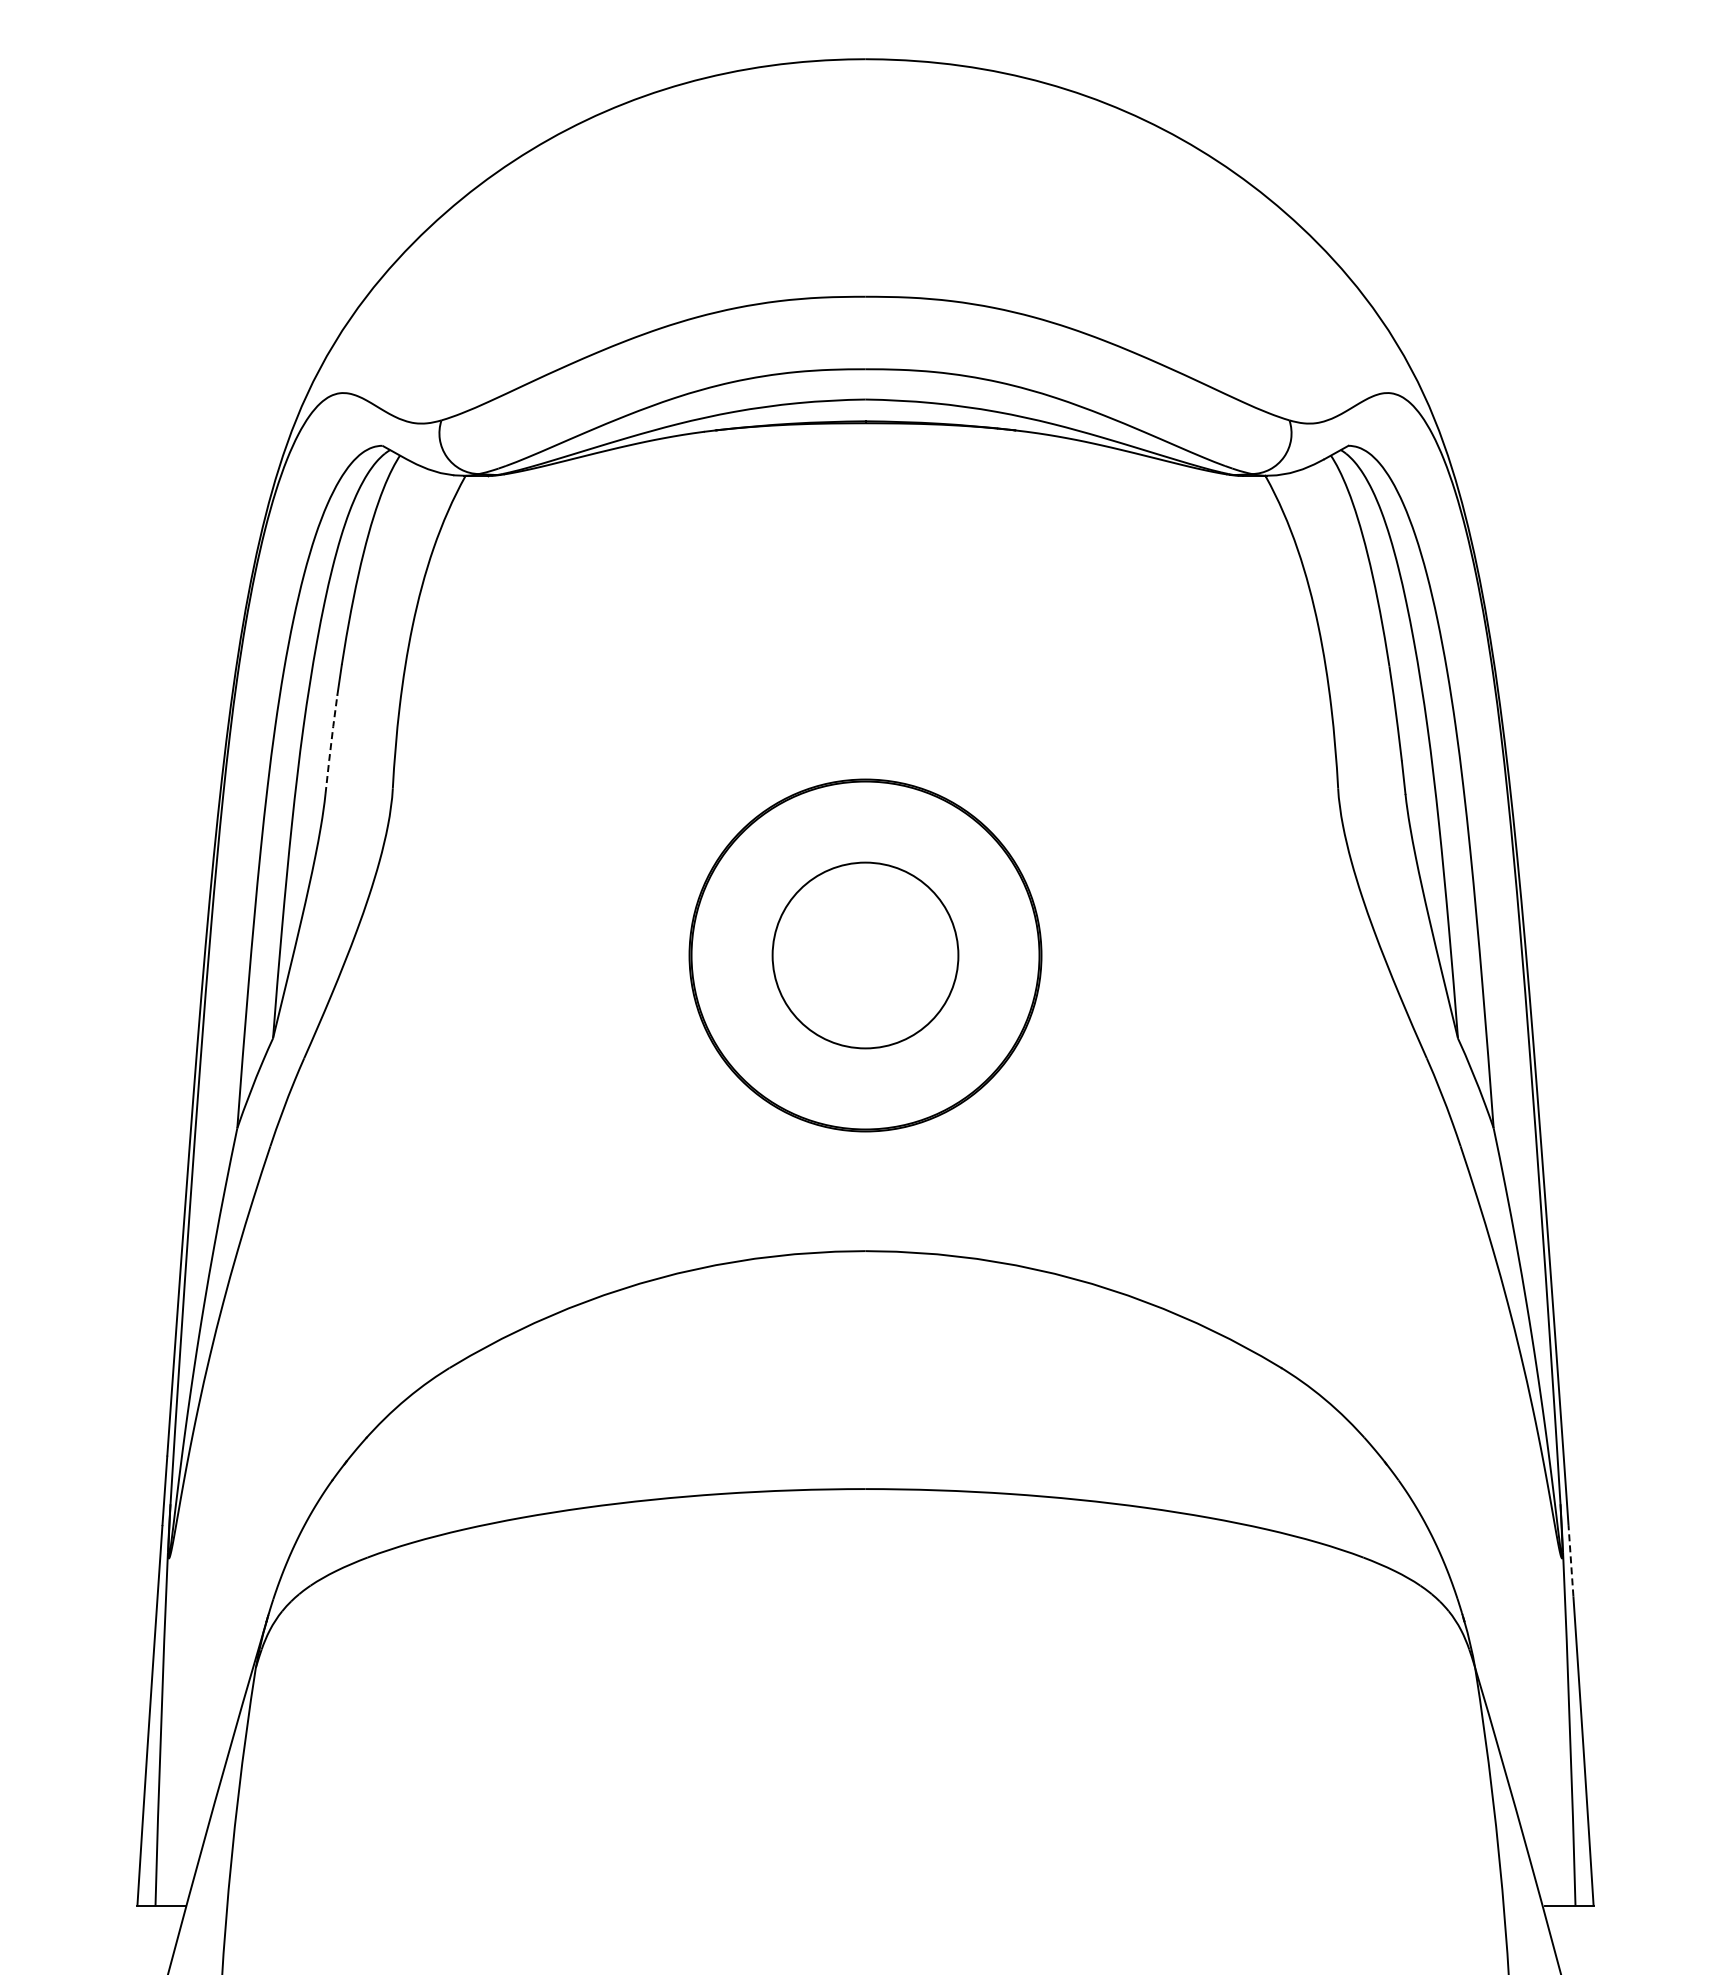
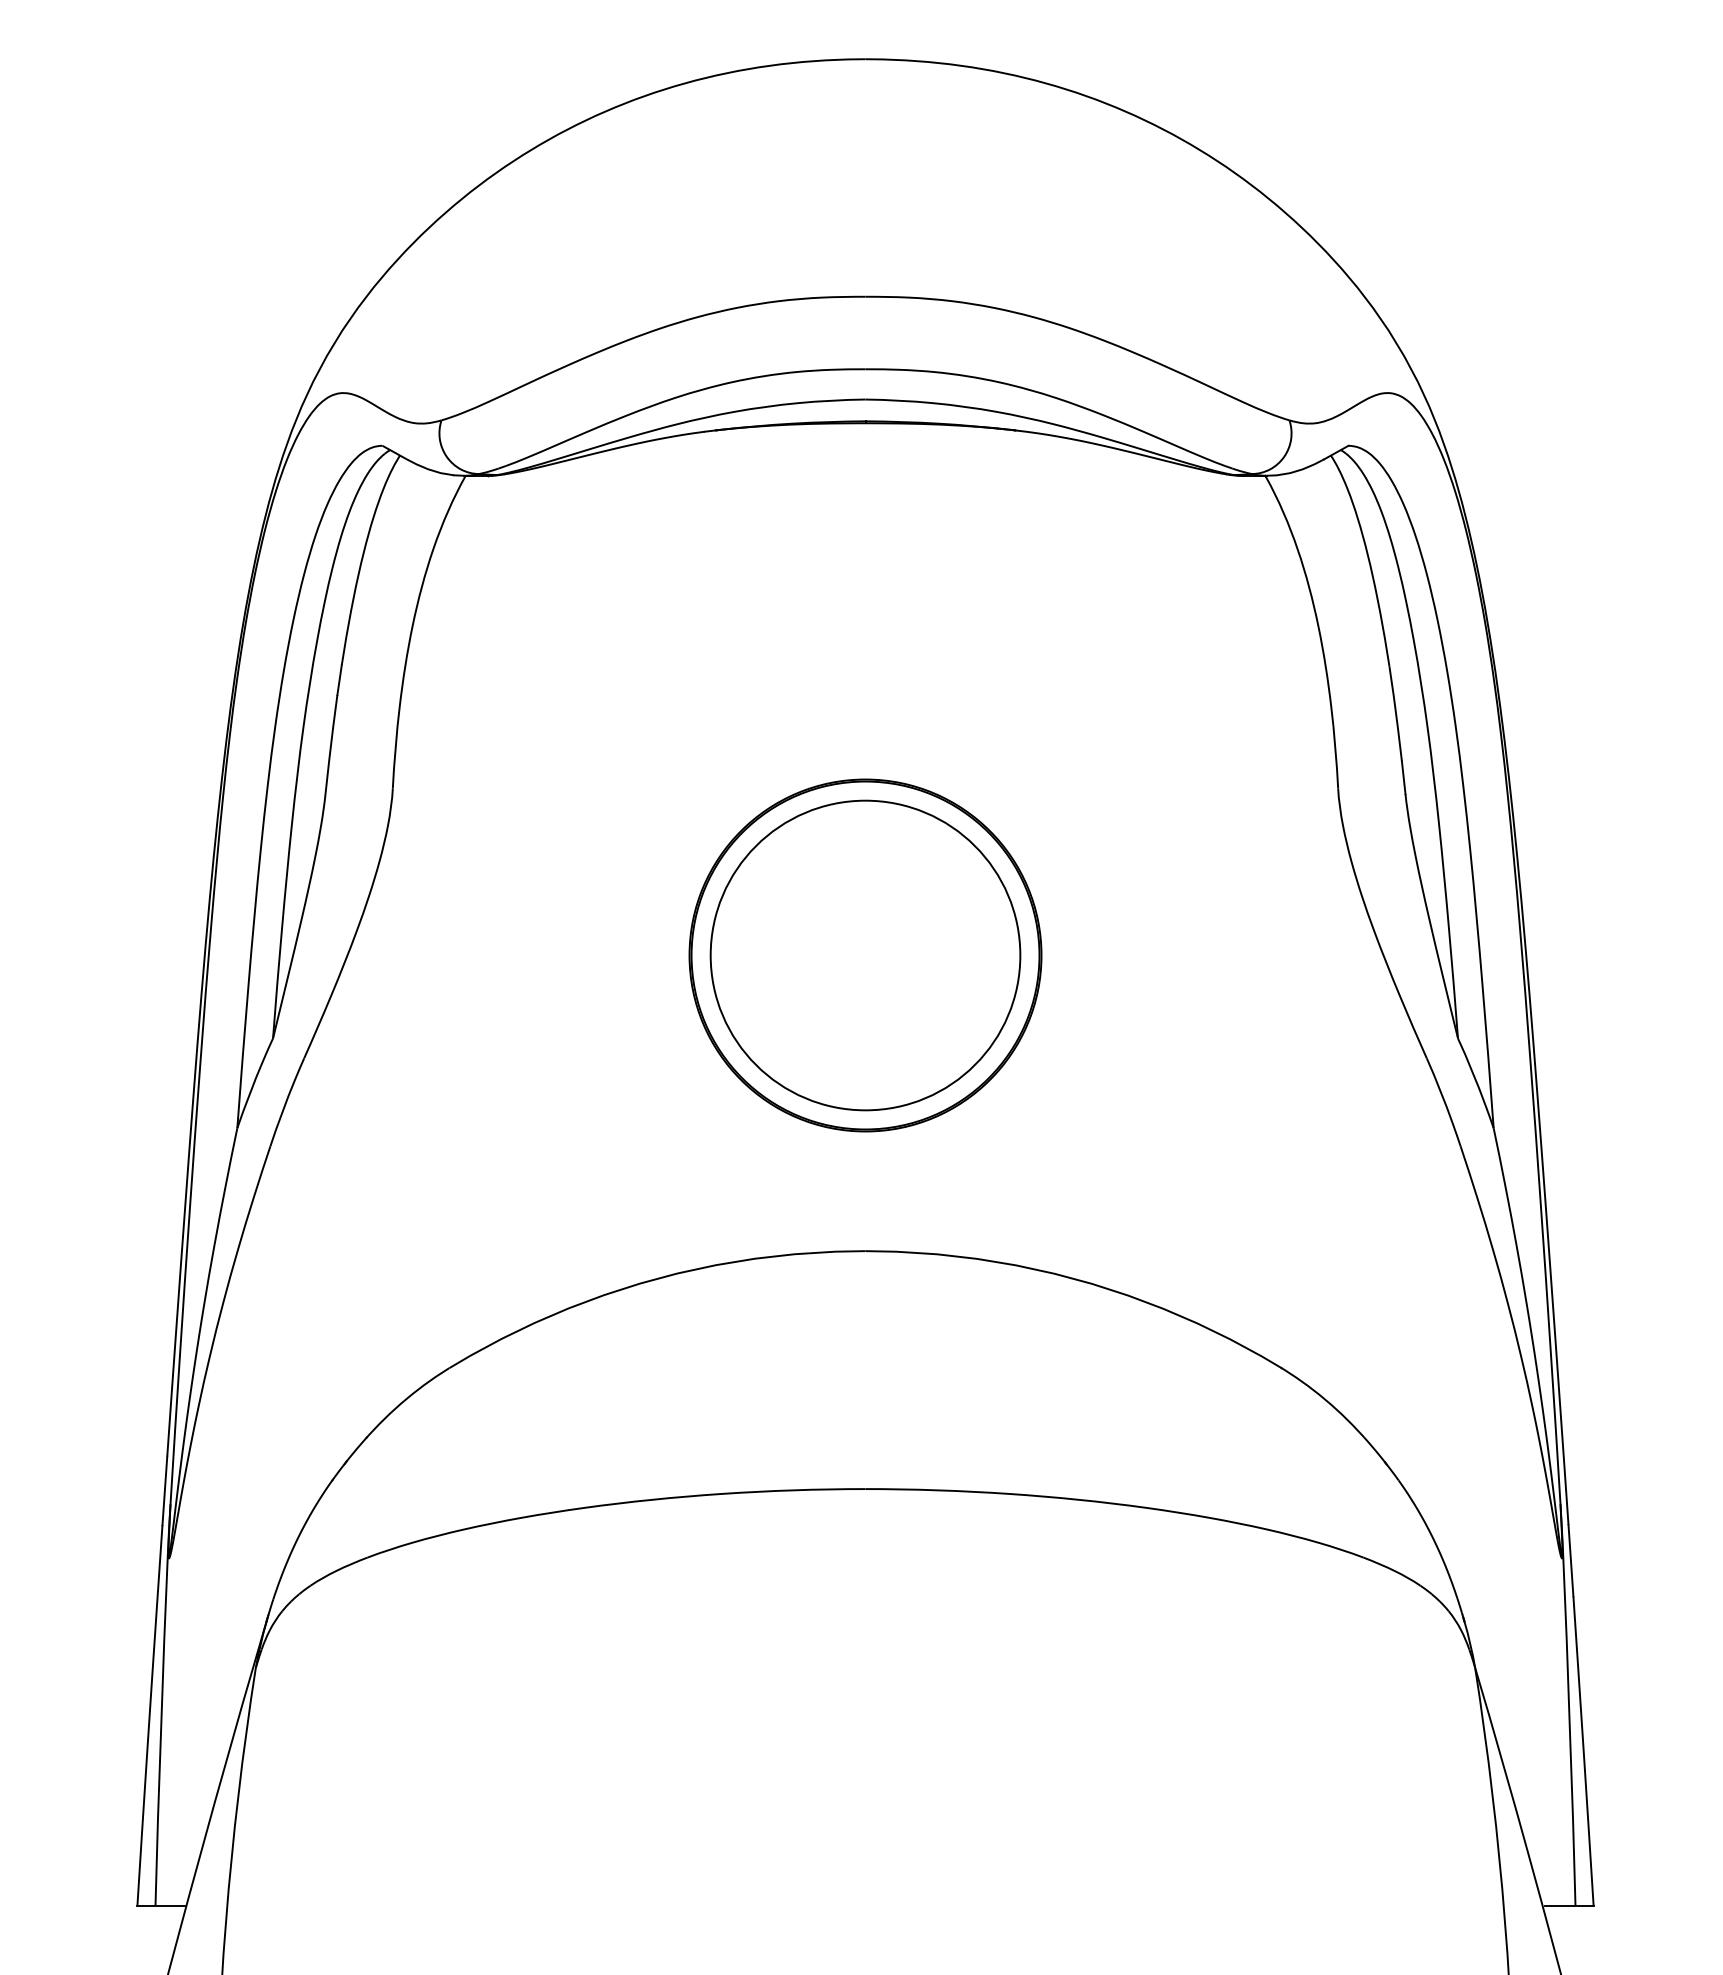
line: dashed -> solid (331, 743)
circle diameter: 186 px -> 310 px (865, 955)
line: dashed -> solid (1570, 1560)
